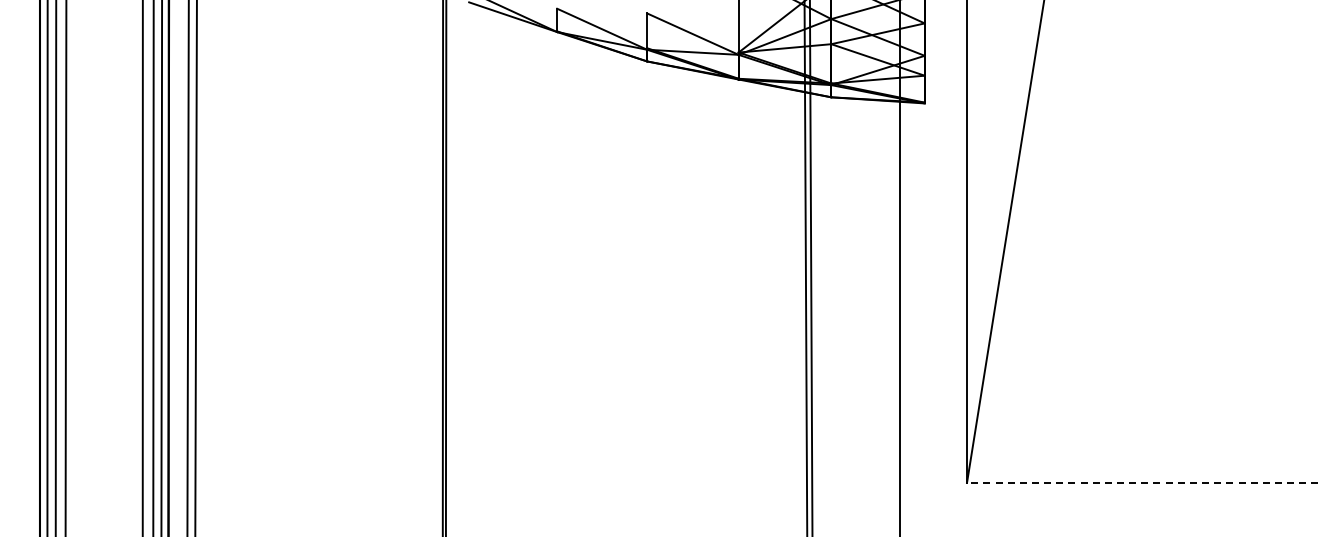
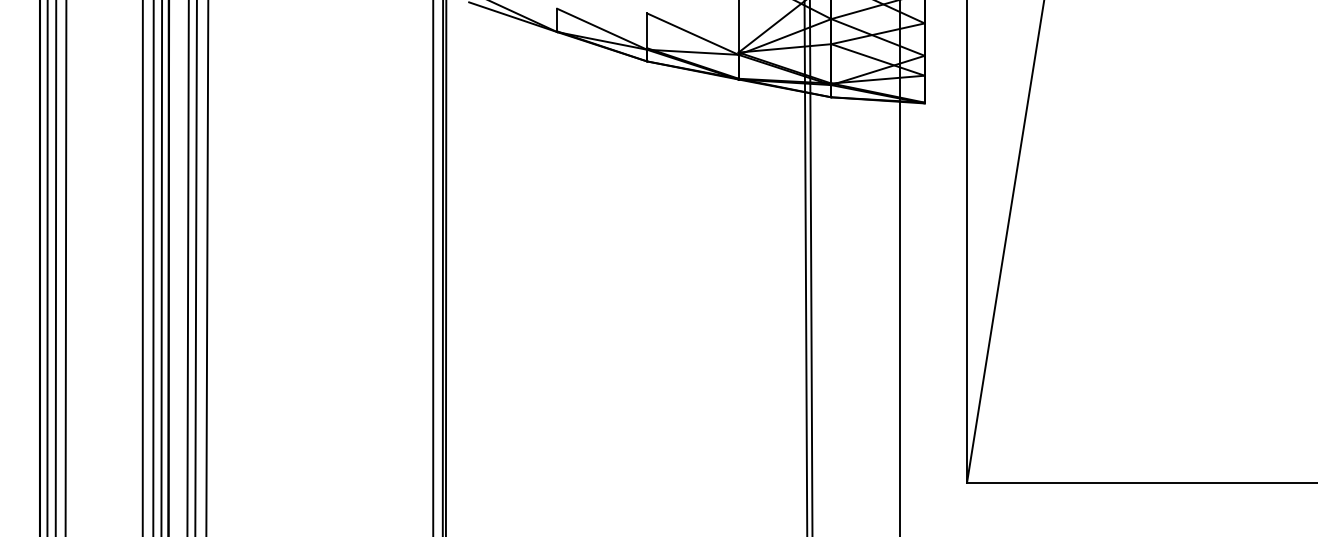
line: none -> present (207, 267)
line: none -> present (433, 267)
line: dashed -> solid (1141, 482)
